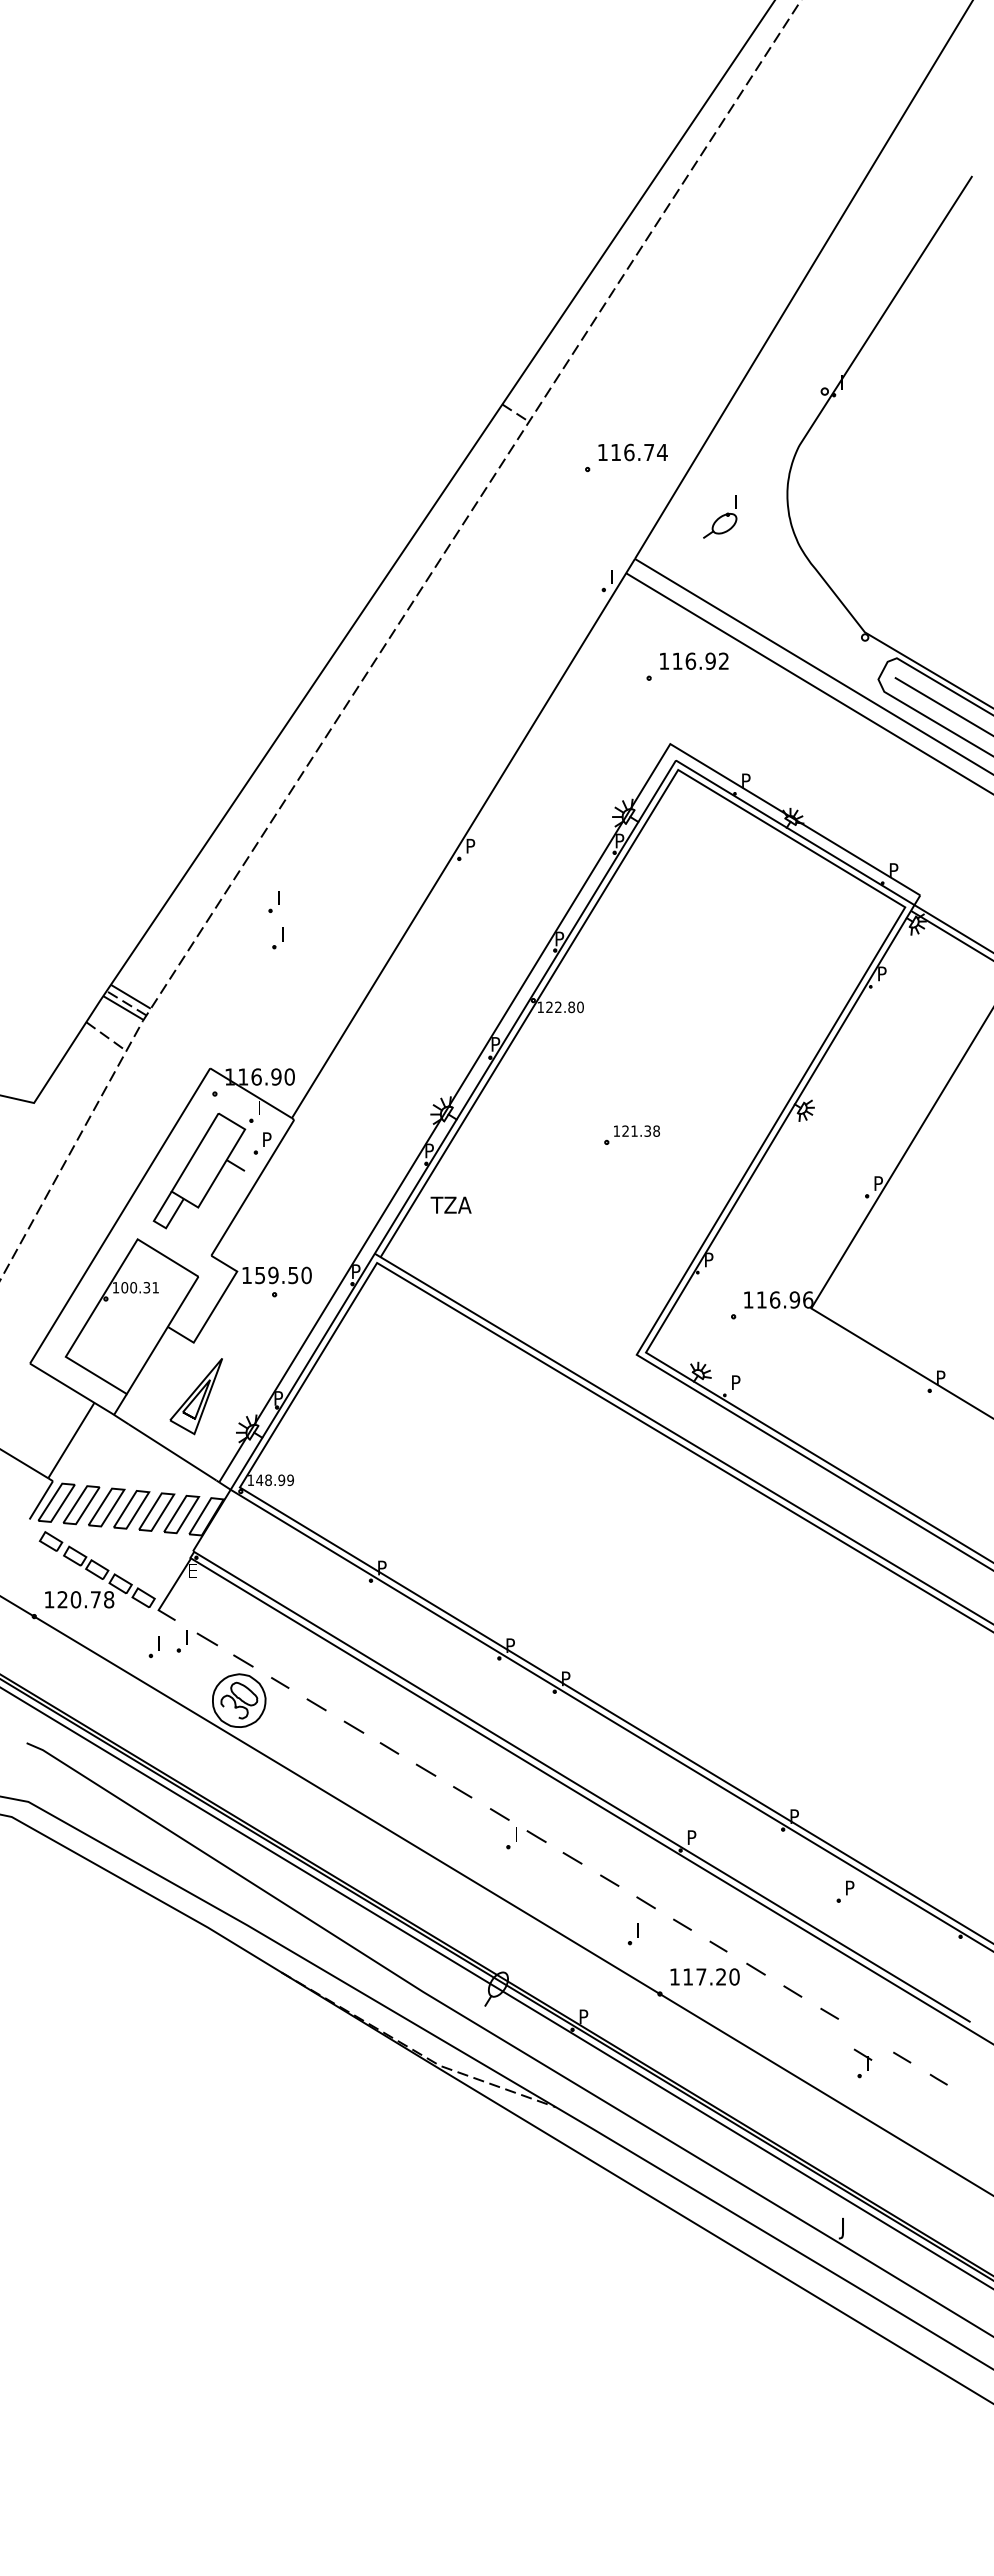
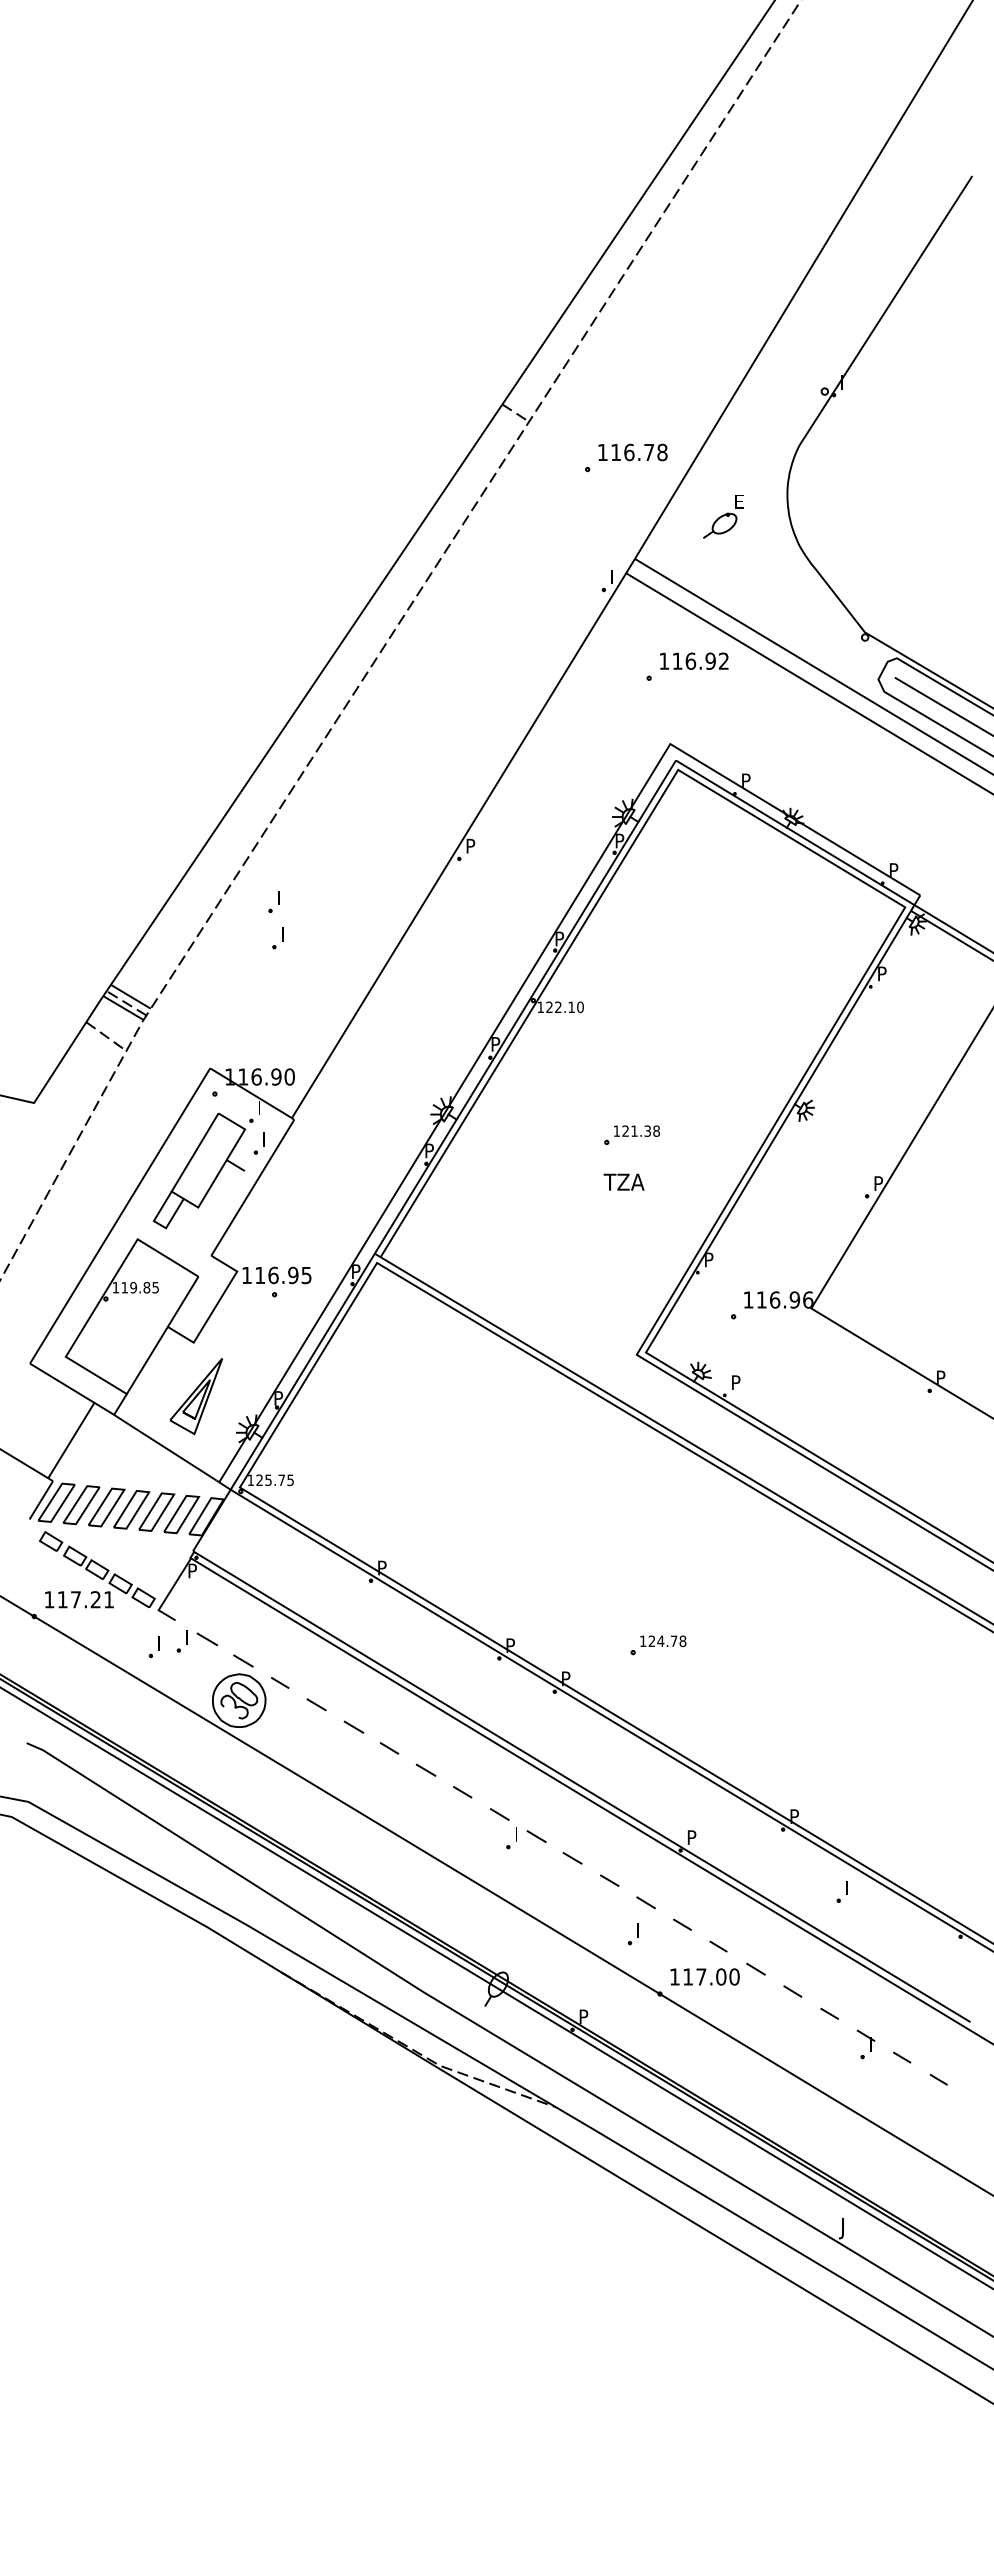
text: 116.74 -> 116.78 (662, 452)
text: I -> E (740, 501)
text: 122.80 -> 122.10 (571, 1007)
text: P -> I (267, 1139)
text position: (450, 1204) -> (623, 1181) (623, 1181)
text: 159.50 -> 116.95 (283, 1275)
text: 100.31 -> 119.85 (139, 1287)
text: 148.99 -> 125.75 (274, 1480)
text: E -> P (192, 1570)
text: 120.78 -> 117.21 (85, 1599)
part: none -> present (658, 1645)
text: P -> I (850, 1887)
text: 117.20 -> 117.00 (721, 1976)
part position: (862, 2063) -> (865, 2044) (865, 2044)
